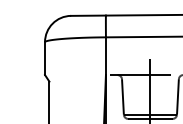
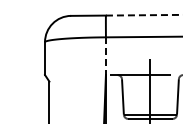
line: solid -> dashed (144, 15)
line: solid -> dashed (105, 56)
